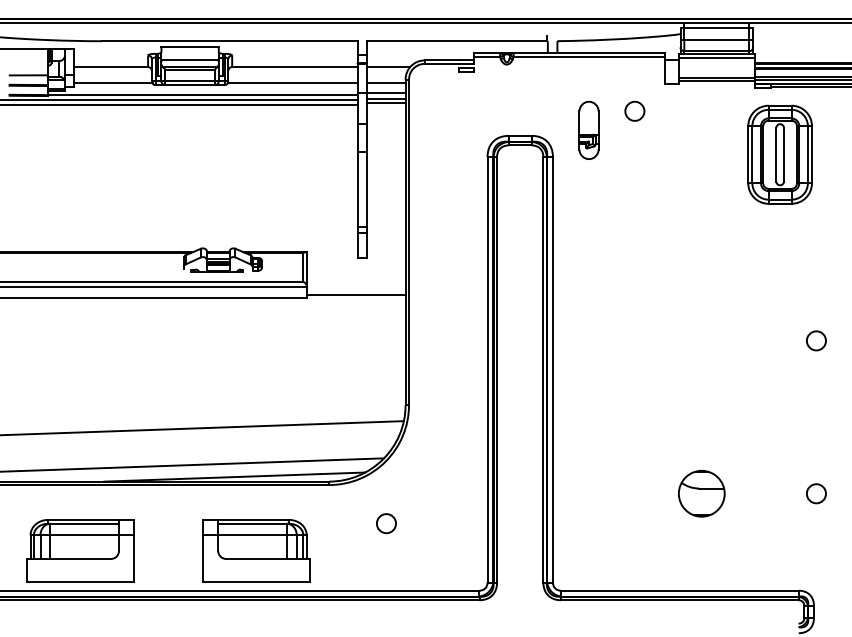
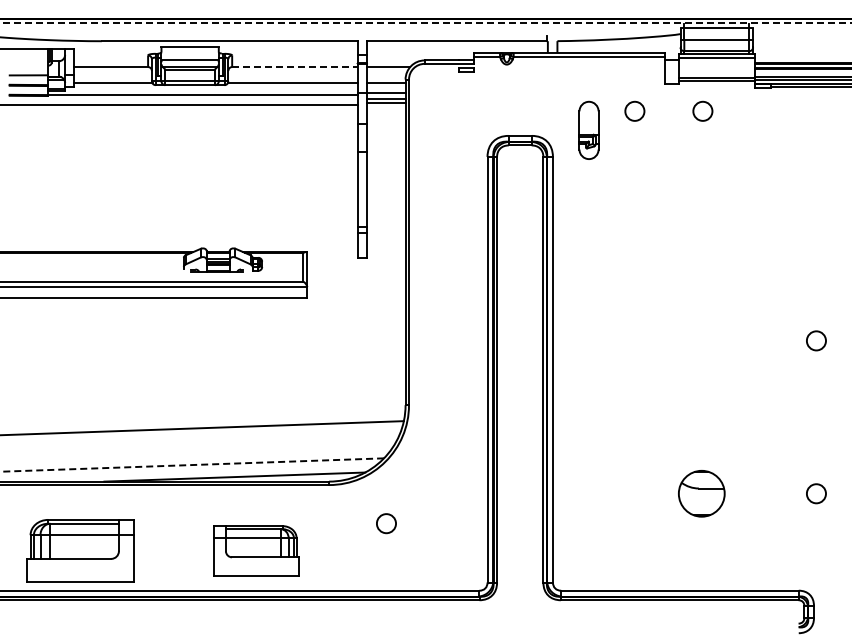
line: solid -> dashed (425, 23)
line: solid -> dashed (294, 67)
line: present -> none (179, 100)
circle: none -> present (702, 110)
part: present -> none (779, 154)
line: present -> none (356, 294)
line: solid -> dashed (192, 465)
part size: 109x64 px -> 87x52 px (256, 550)
